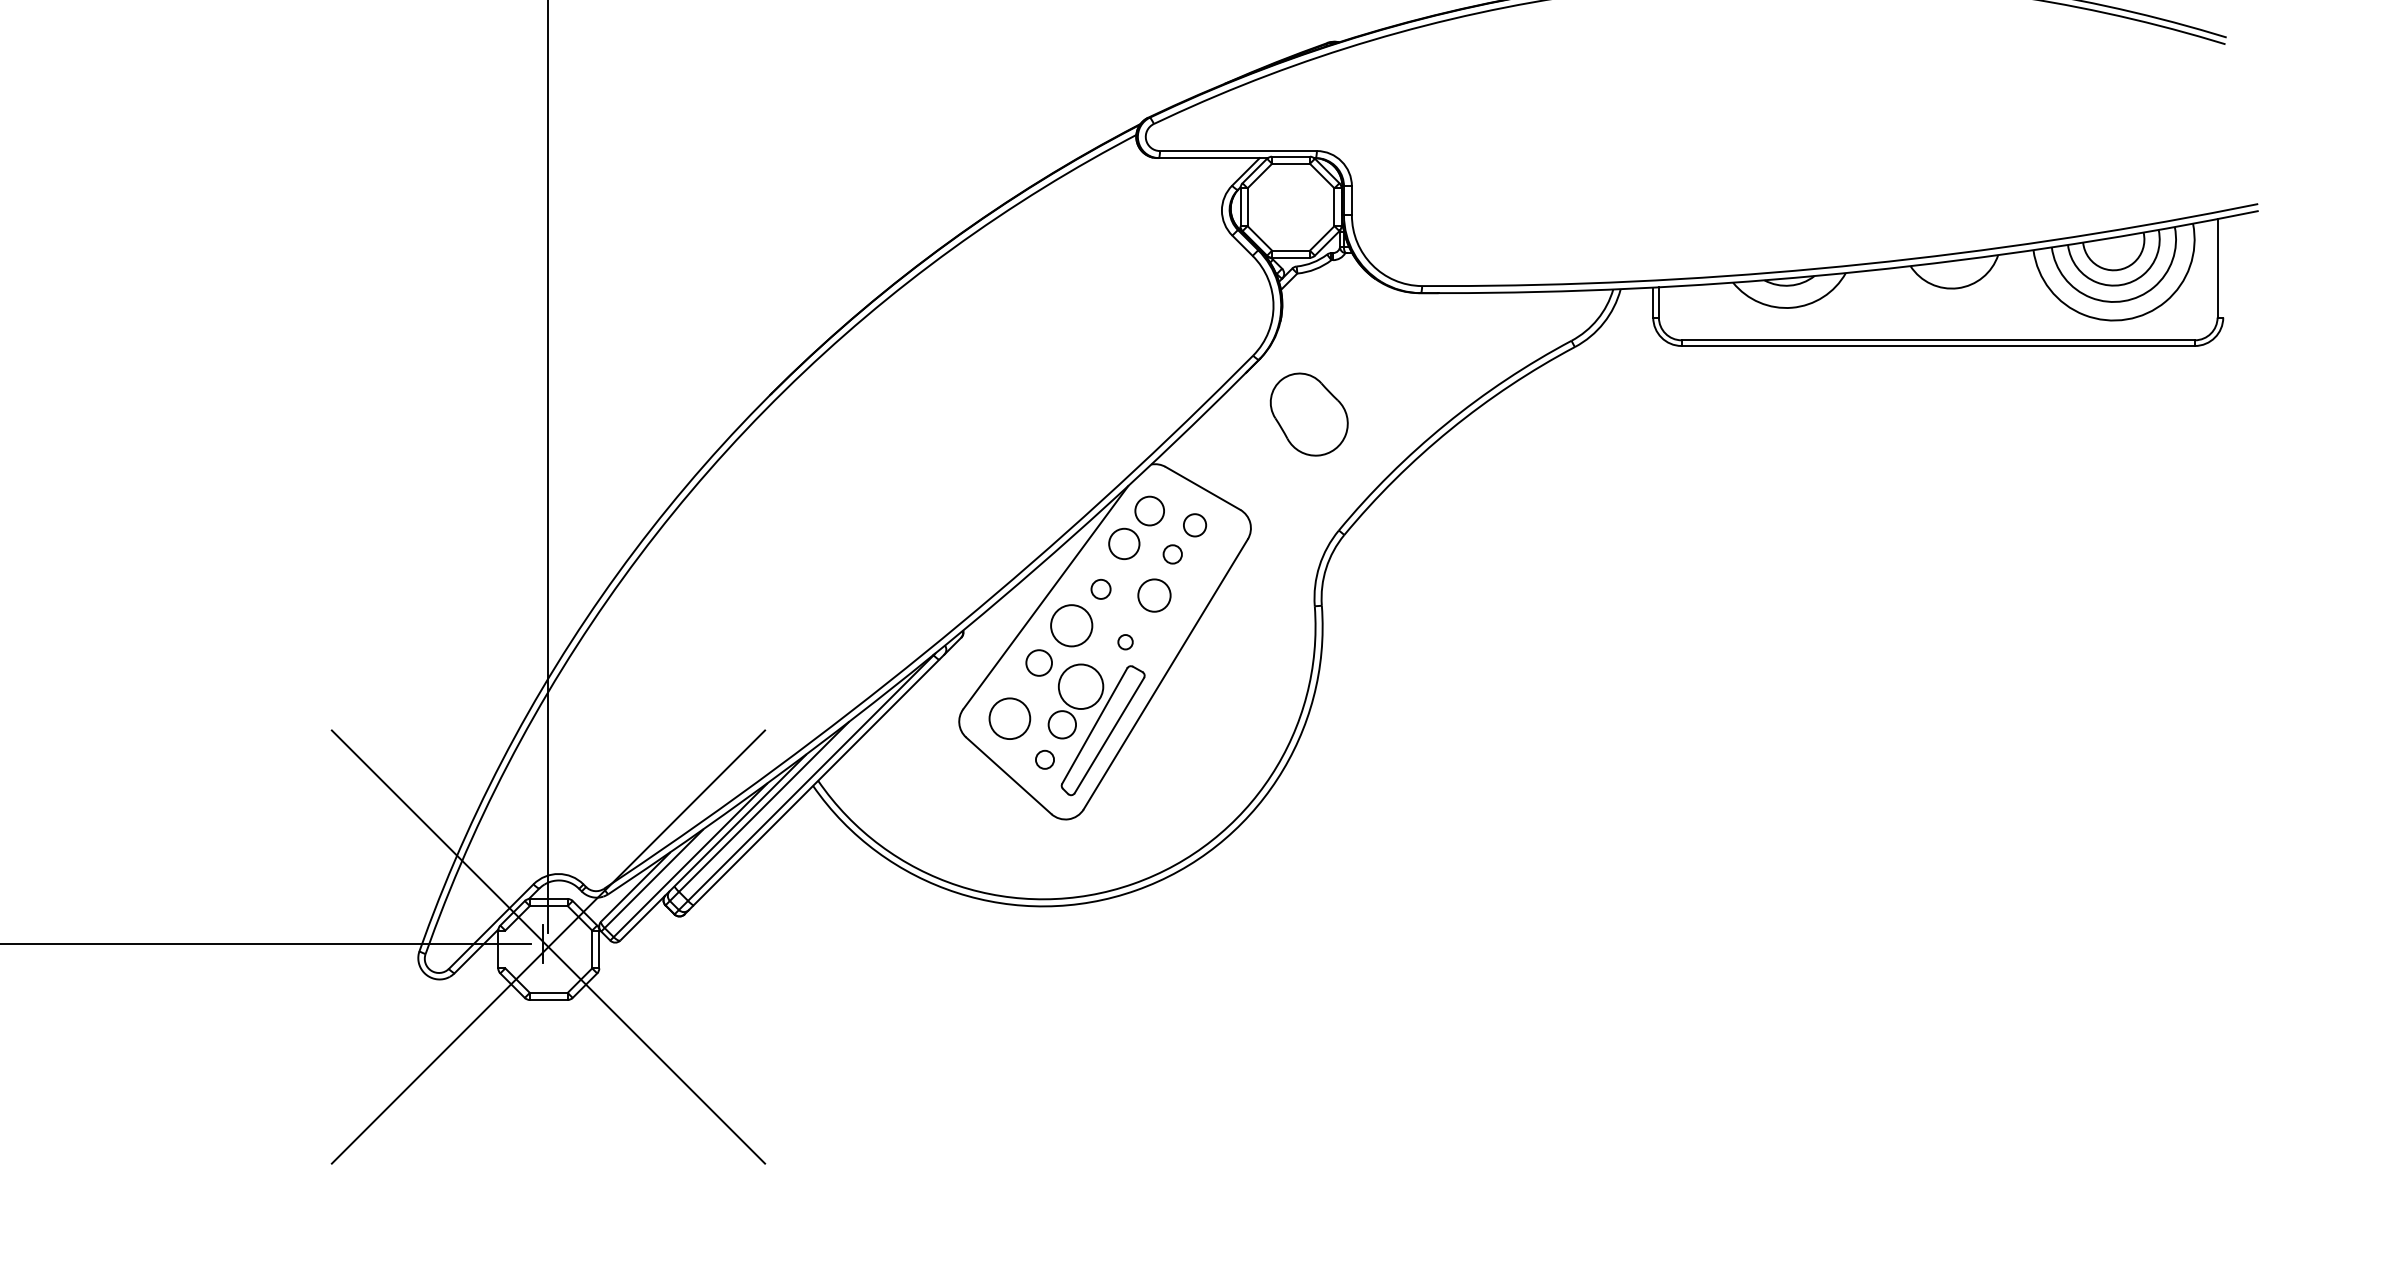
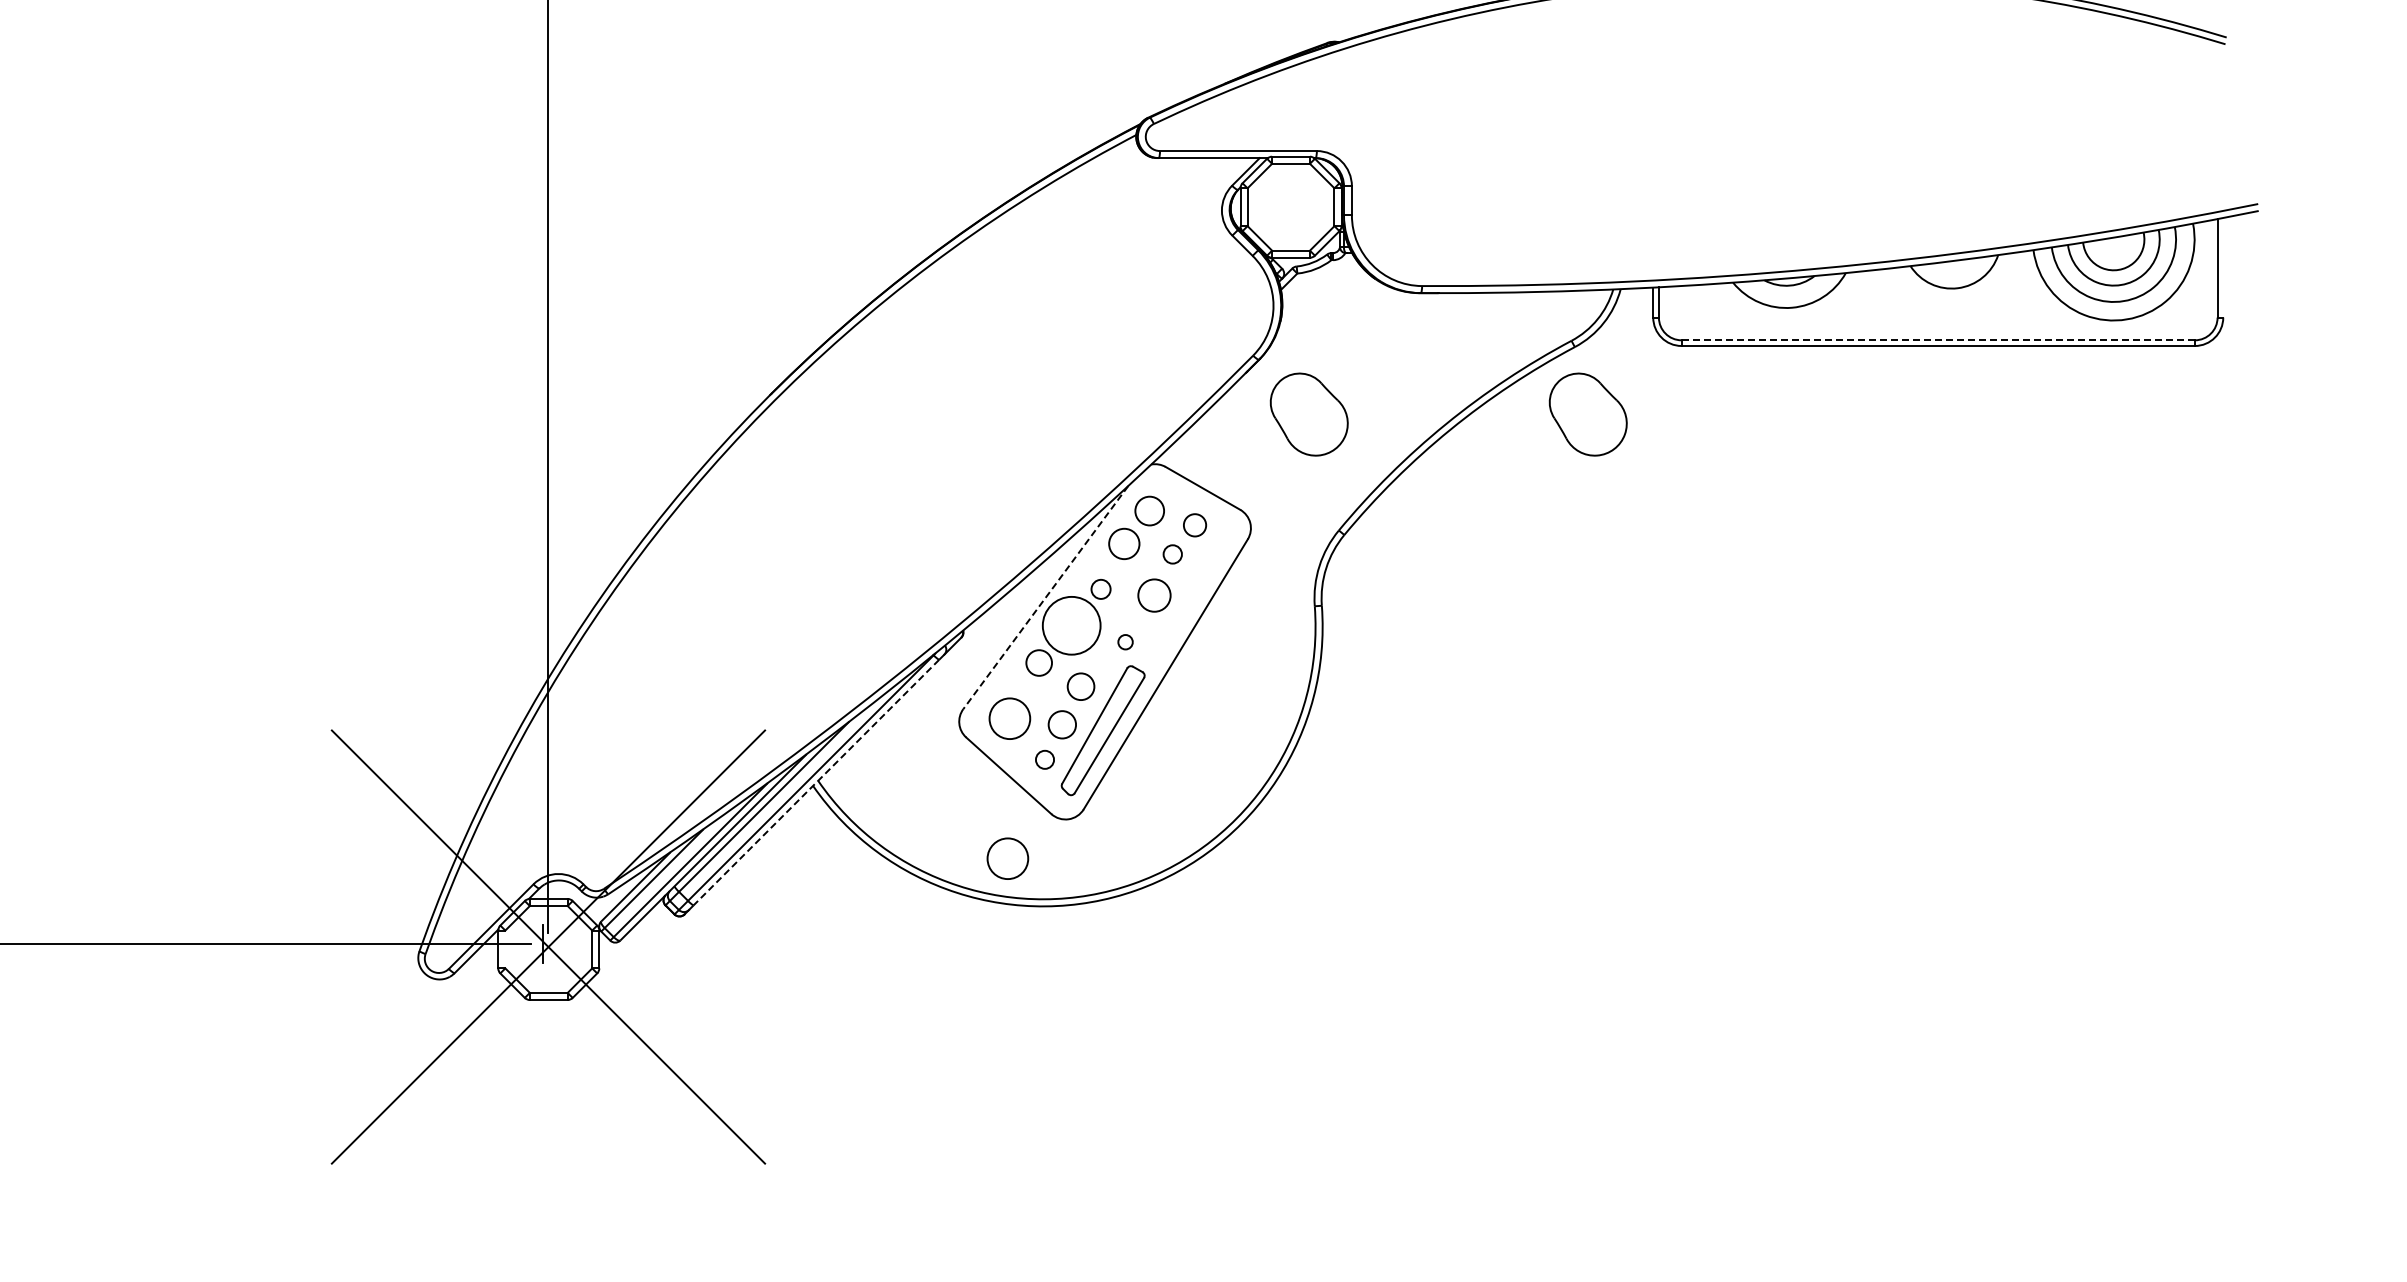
line: solid -> dashed (1938, 340)
part: none -> present (1587, 414)
line: solid -> dashed (1045, 597)
circle diameter: 41 px -> 58 px (1071, 625)
circle diameter: 44 px -> 27 px (1080, 686)
line: solid -> dashed (816, 782)
circle: none -> present (1007, 858)
